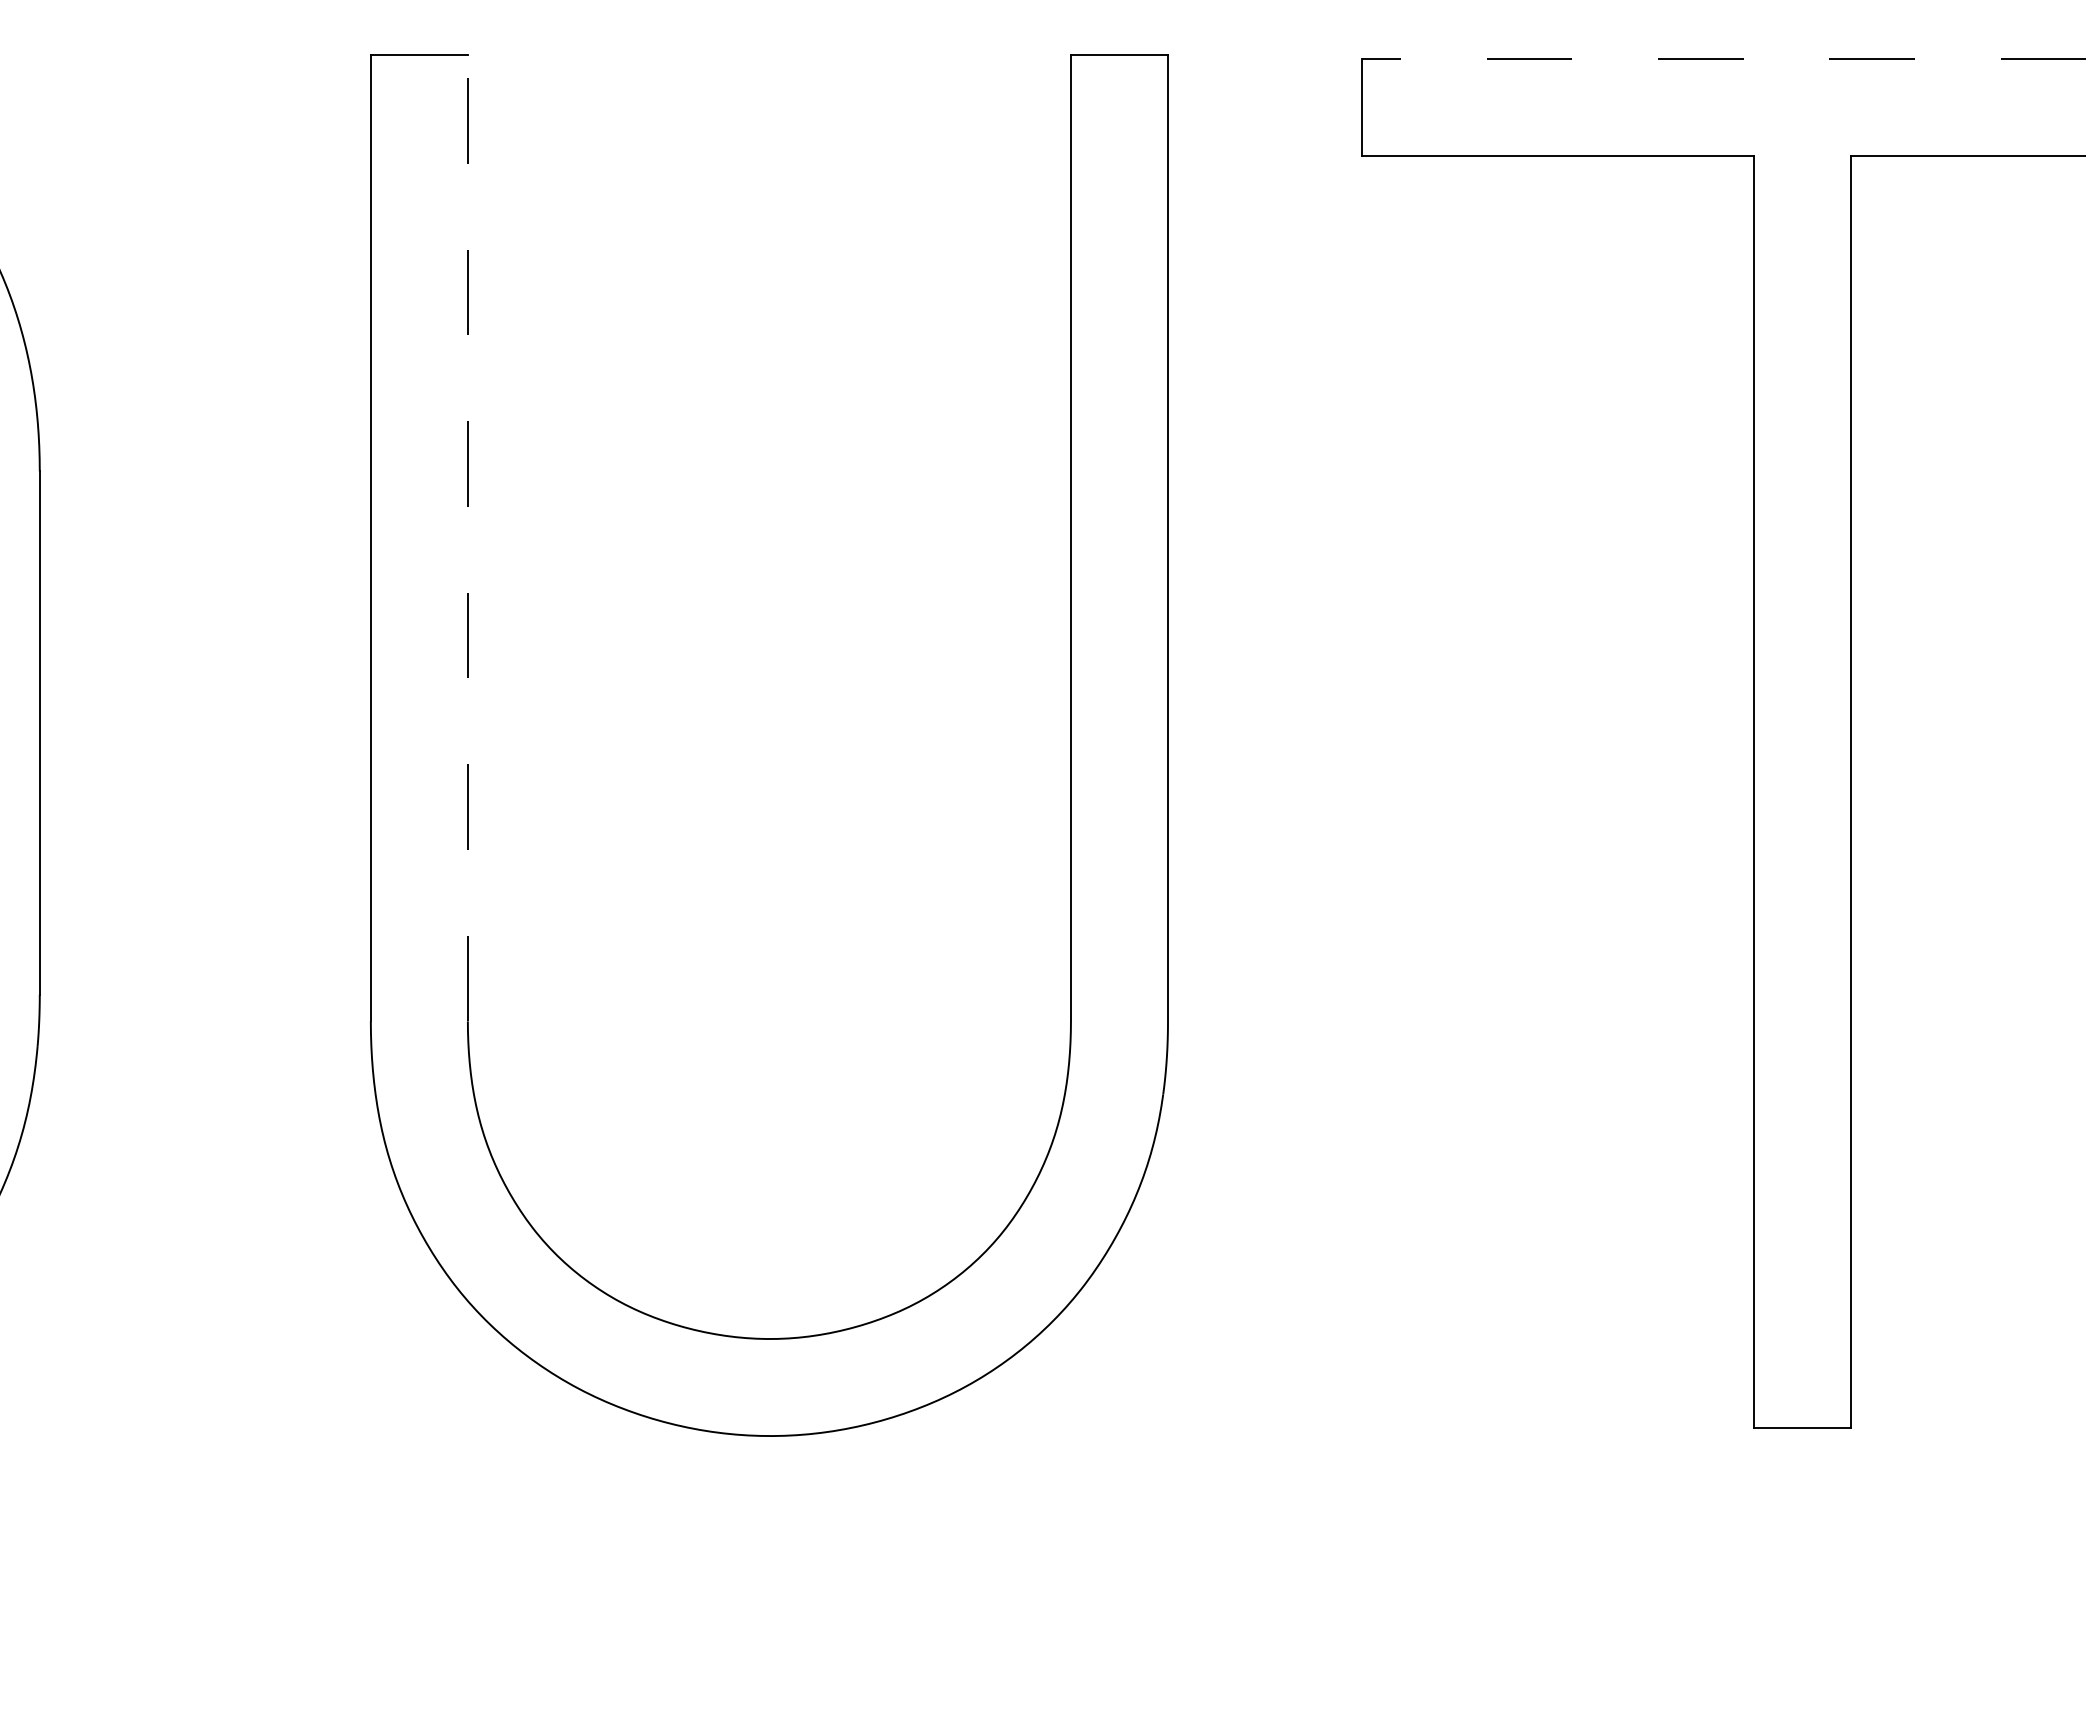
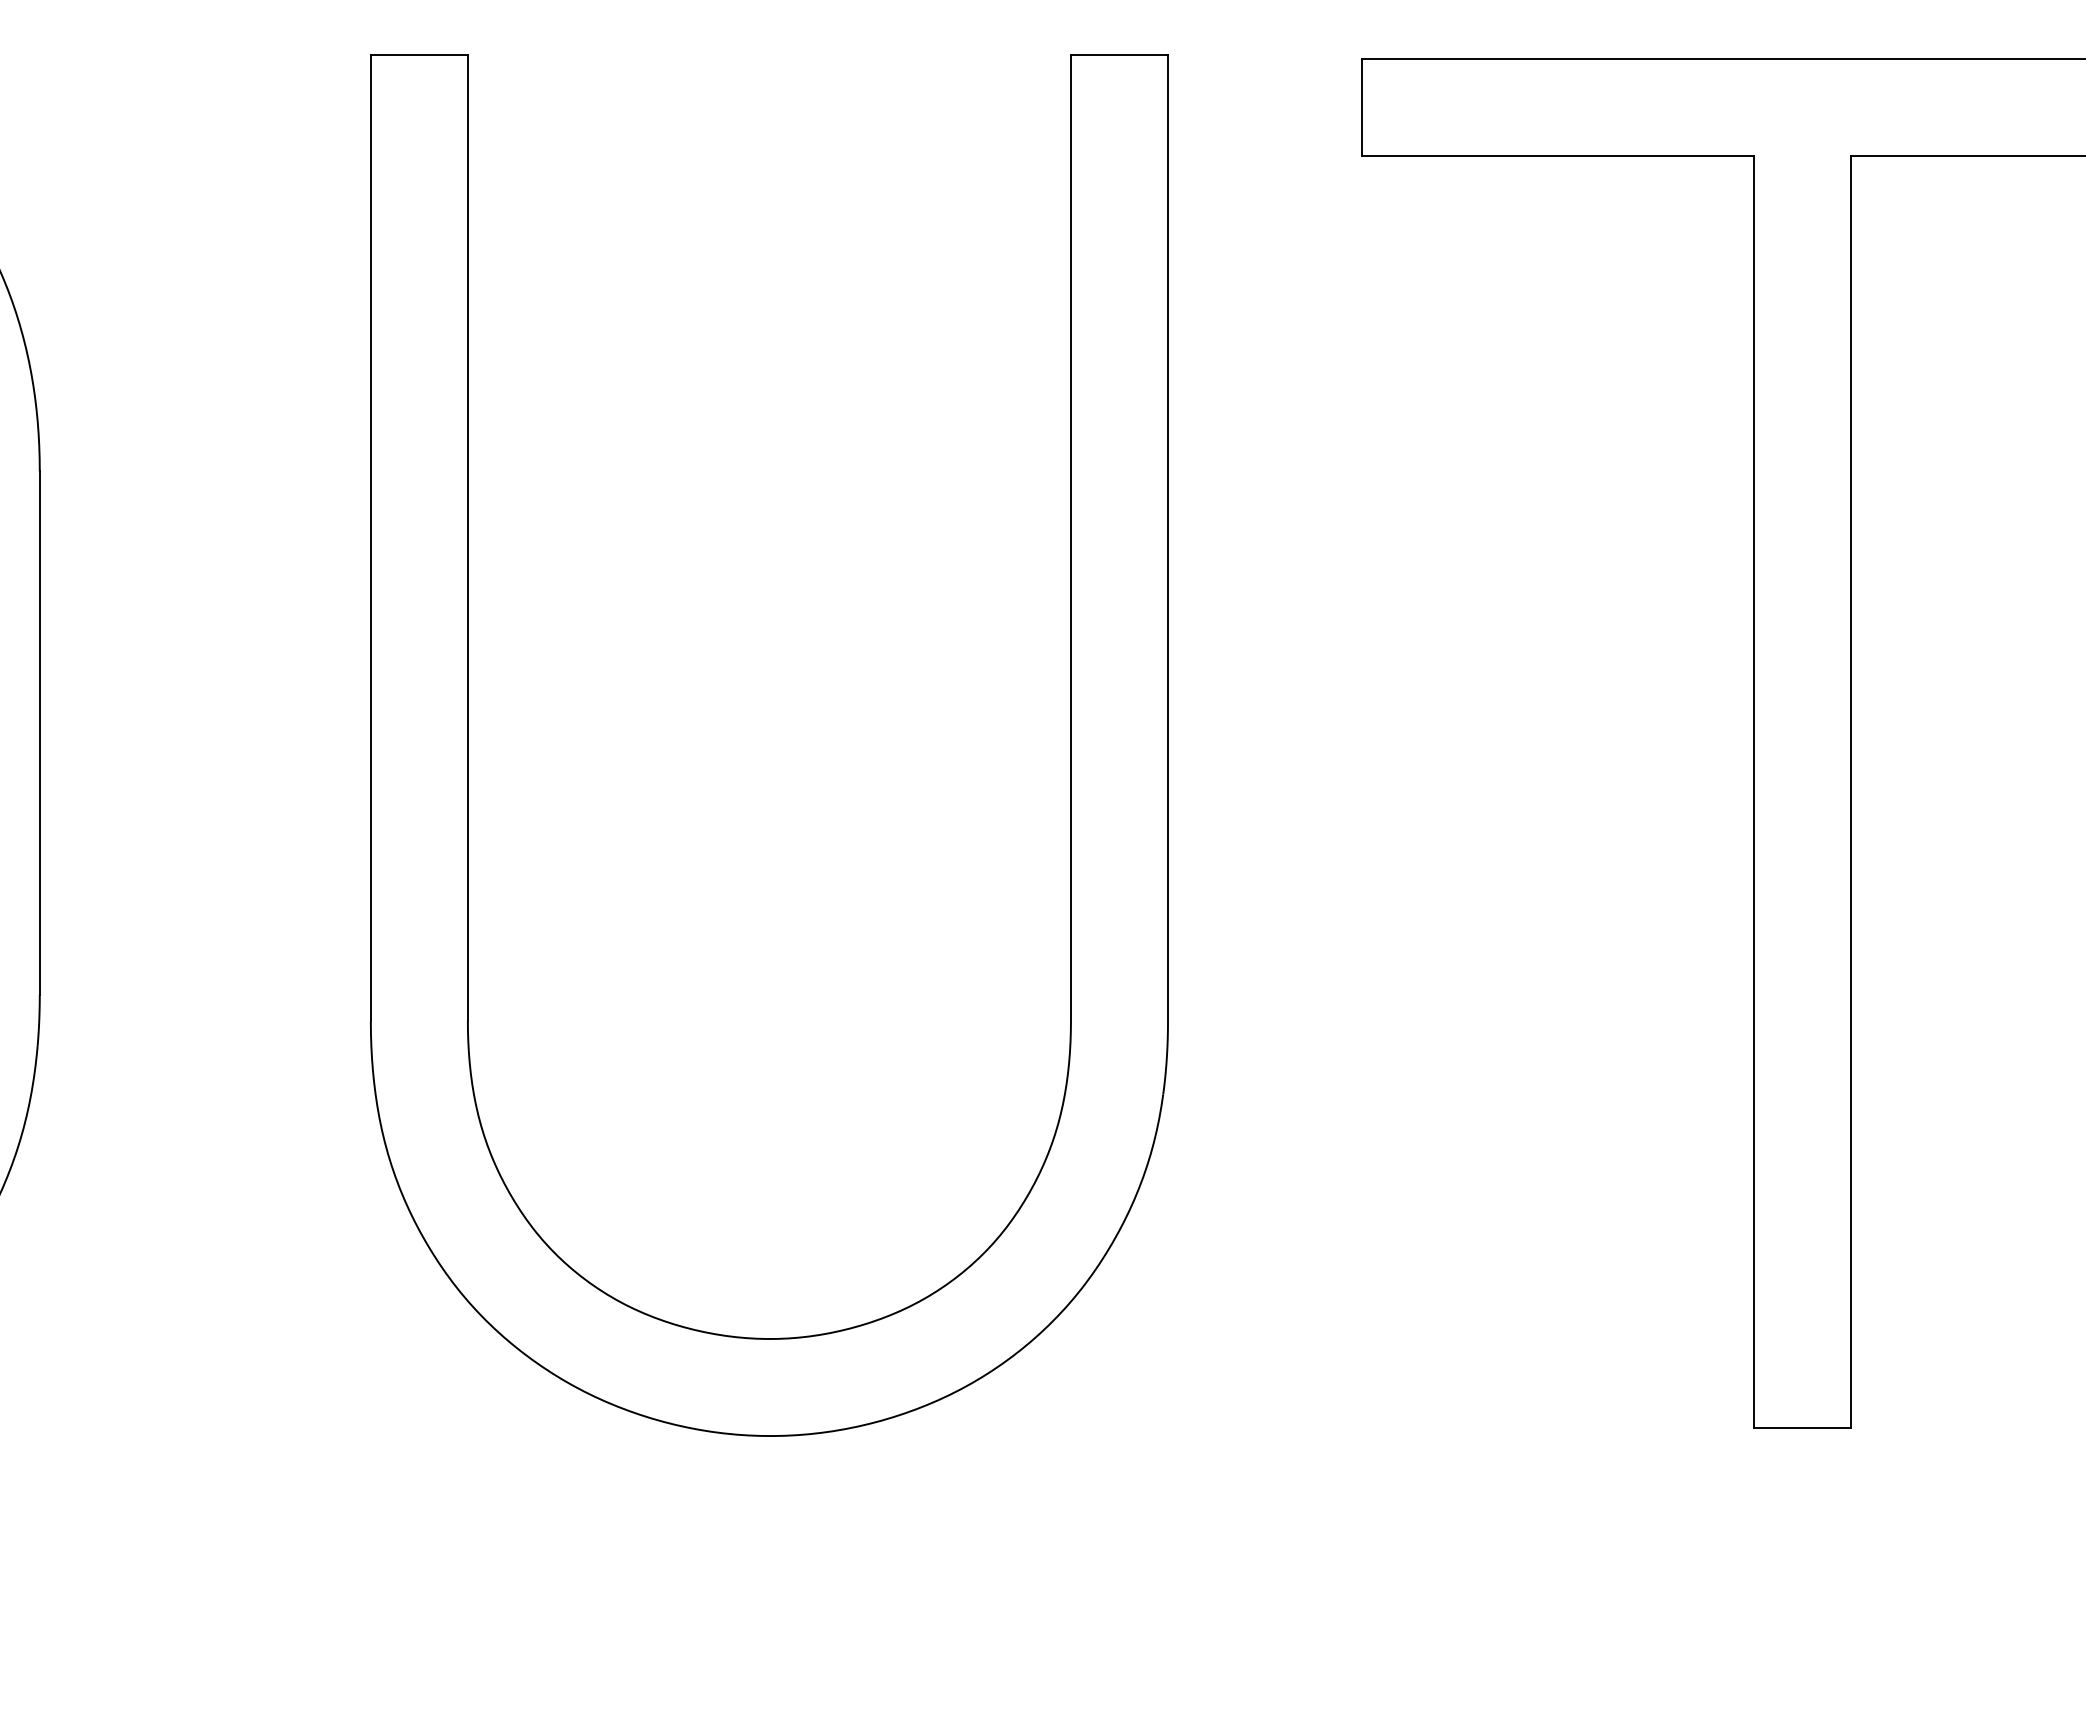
line: dashed -> solid (1723, 58)
line: dashed -> solid (467, 537)
